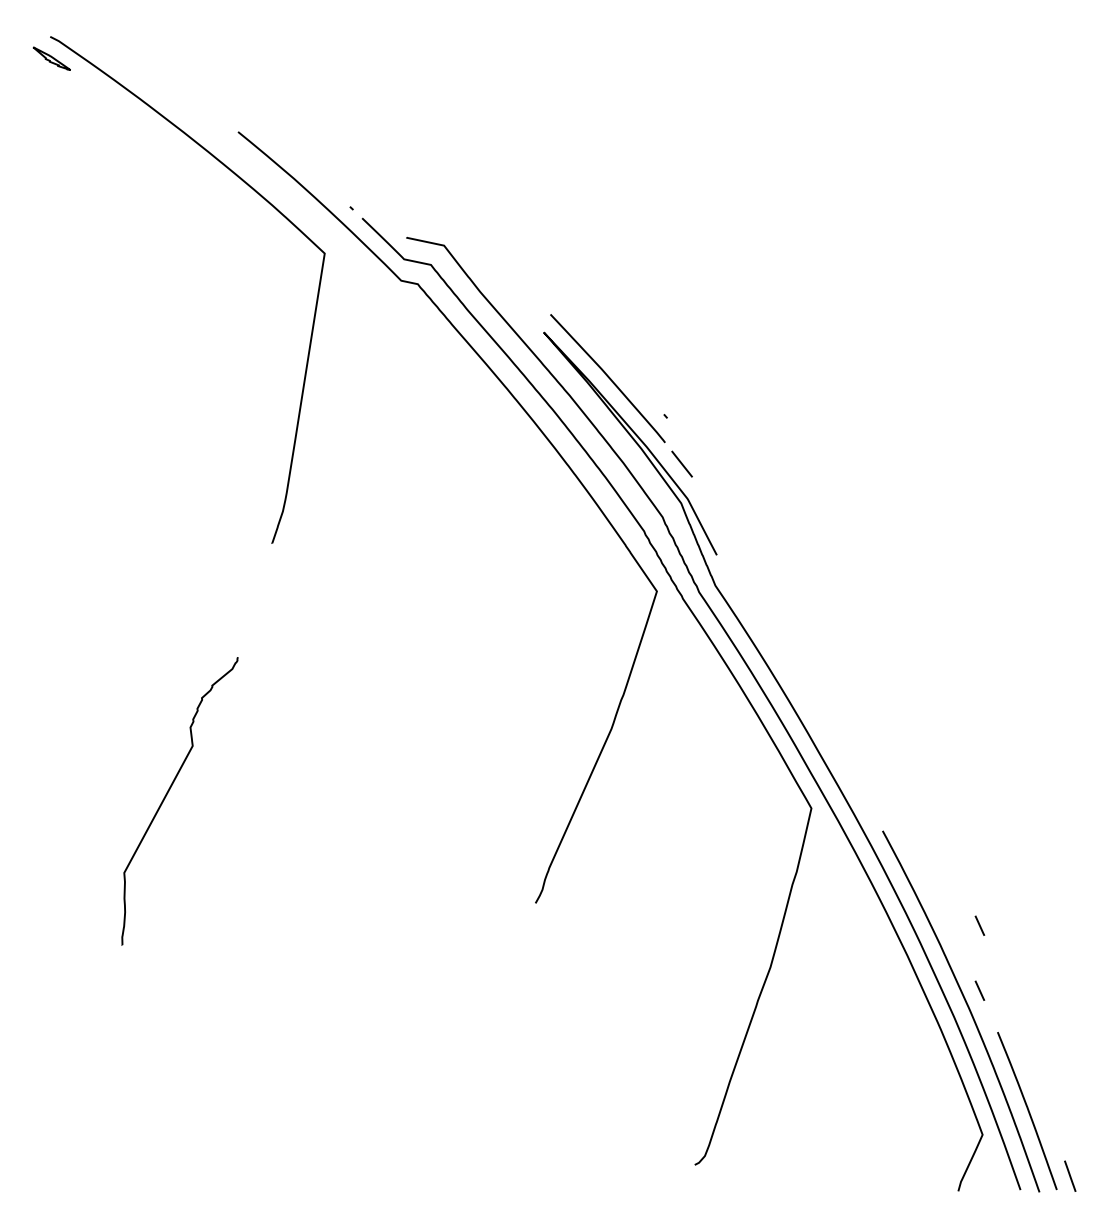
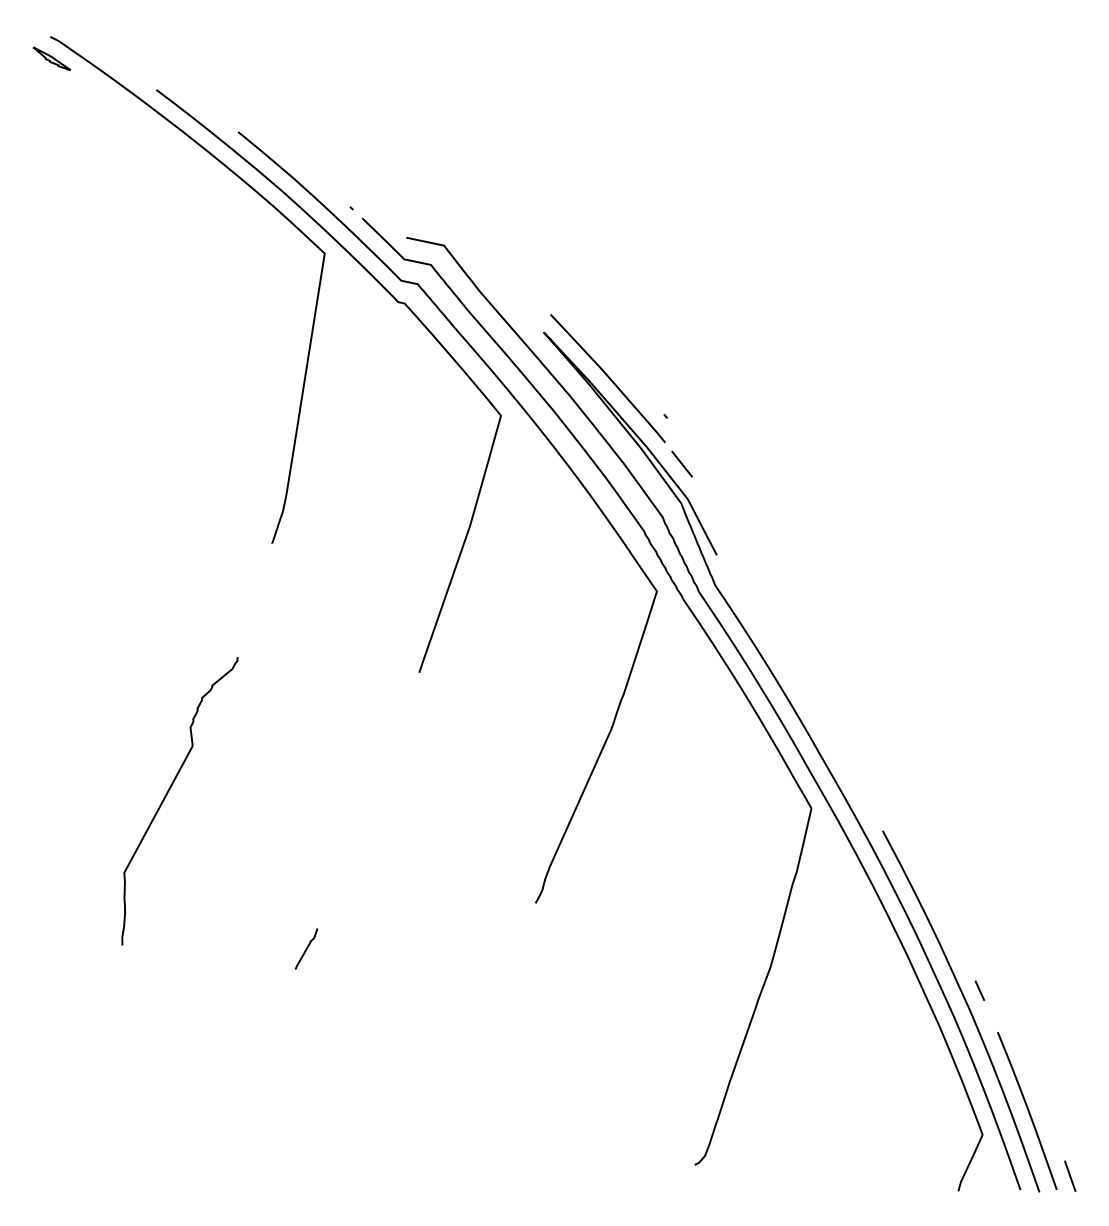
curve: none -> present (398, 303)
line: present -> none (979, 925)
curve: none -> present (306, 948)
